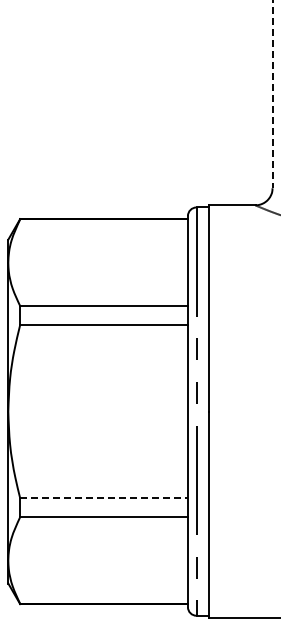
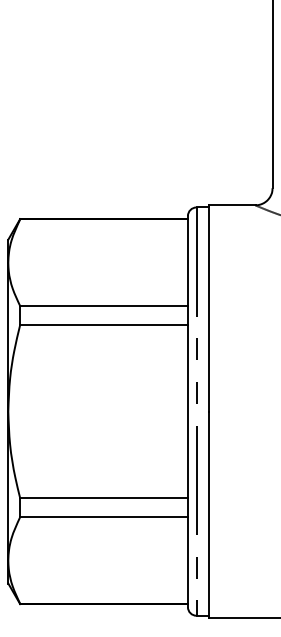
line: dashed -> solid (272, 94)
line: dashed -> solid (104, 498)
